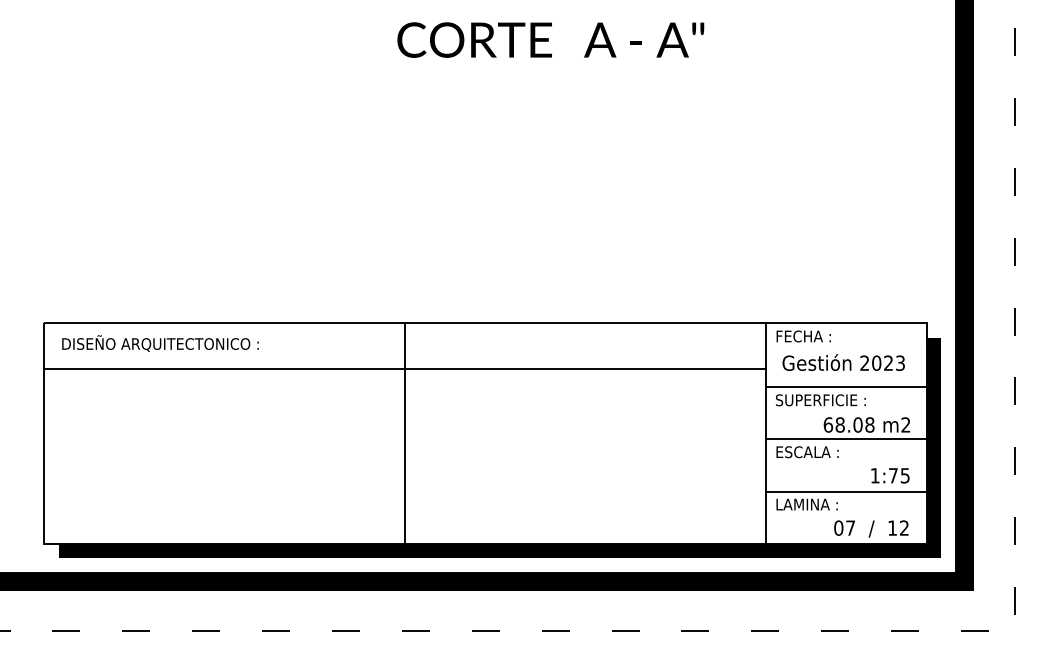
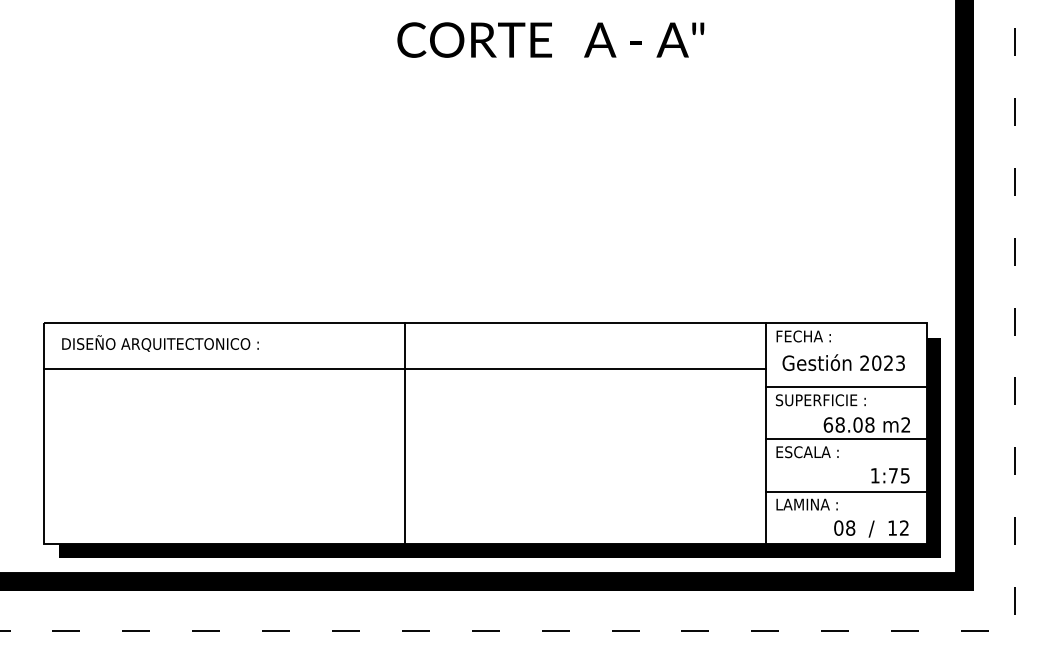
text: 07 -> 08 (850, 527)
